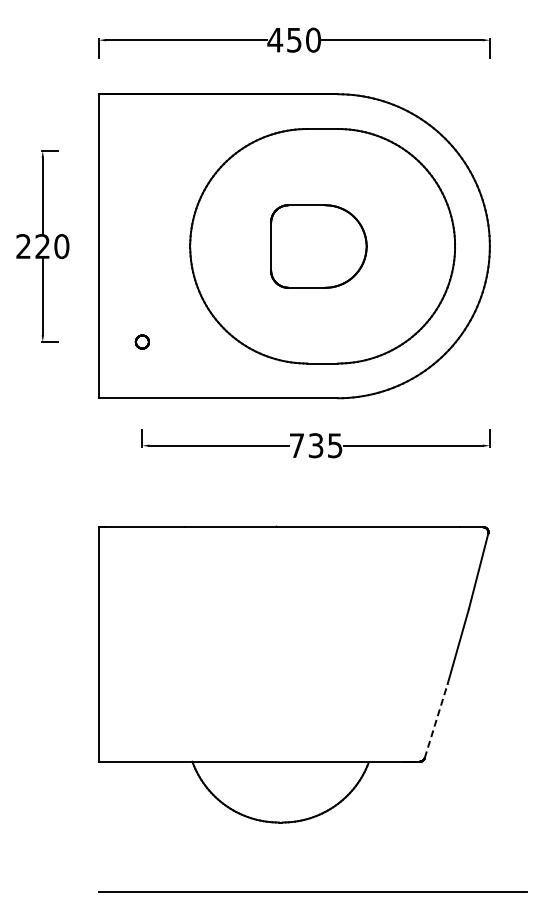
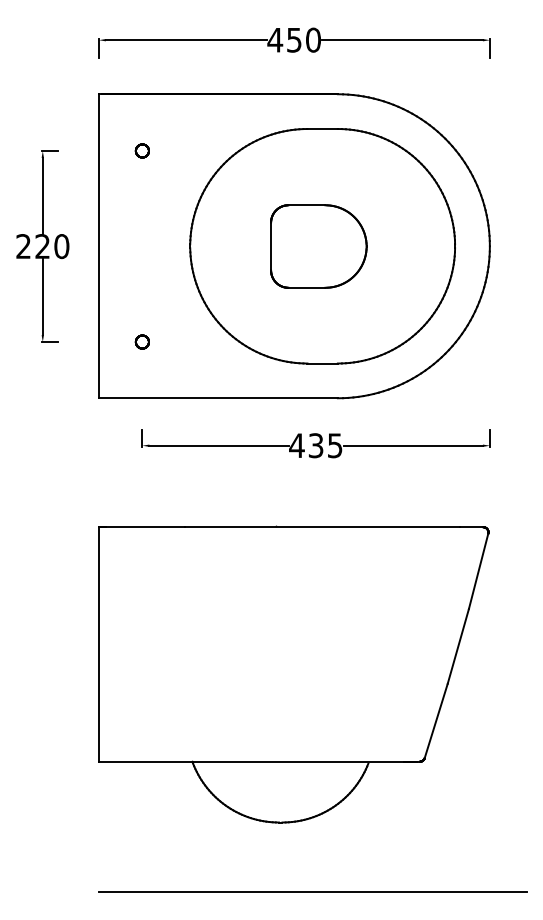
part: none -> present (141, 150)
text: 735 -> 435 (296, 445)
line: dashed -> solid (436, 720)
